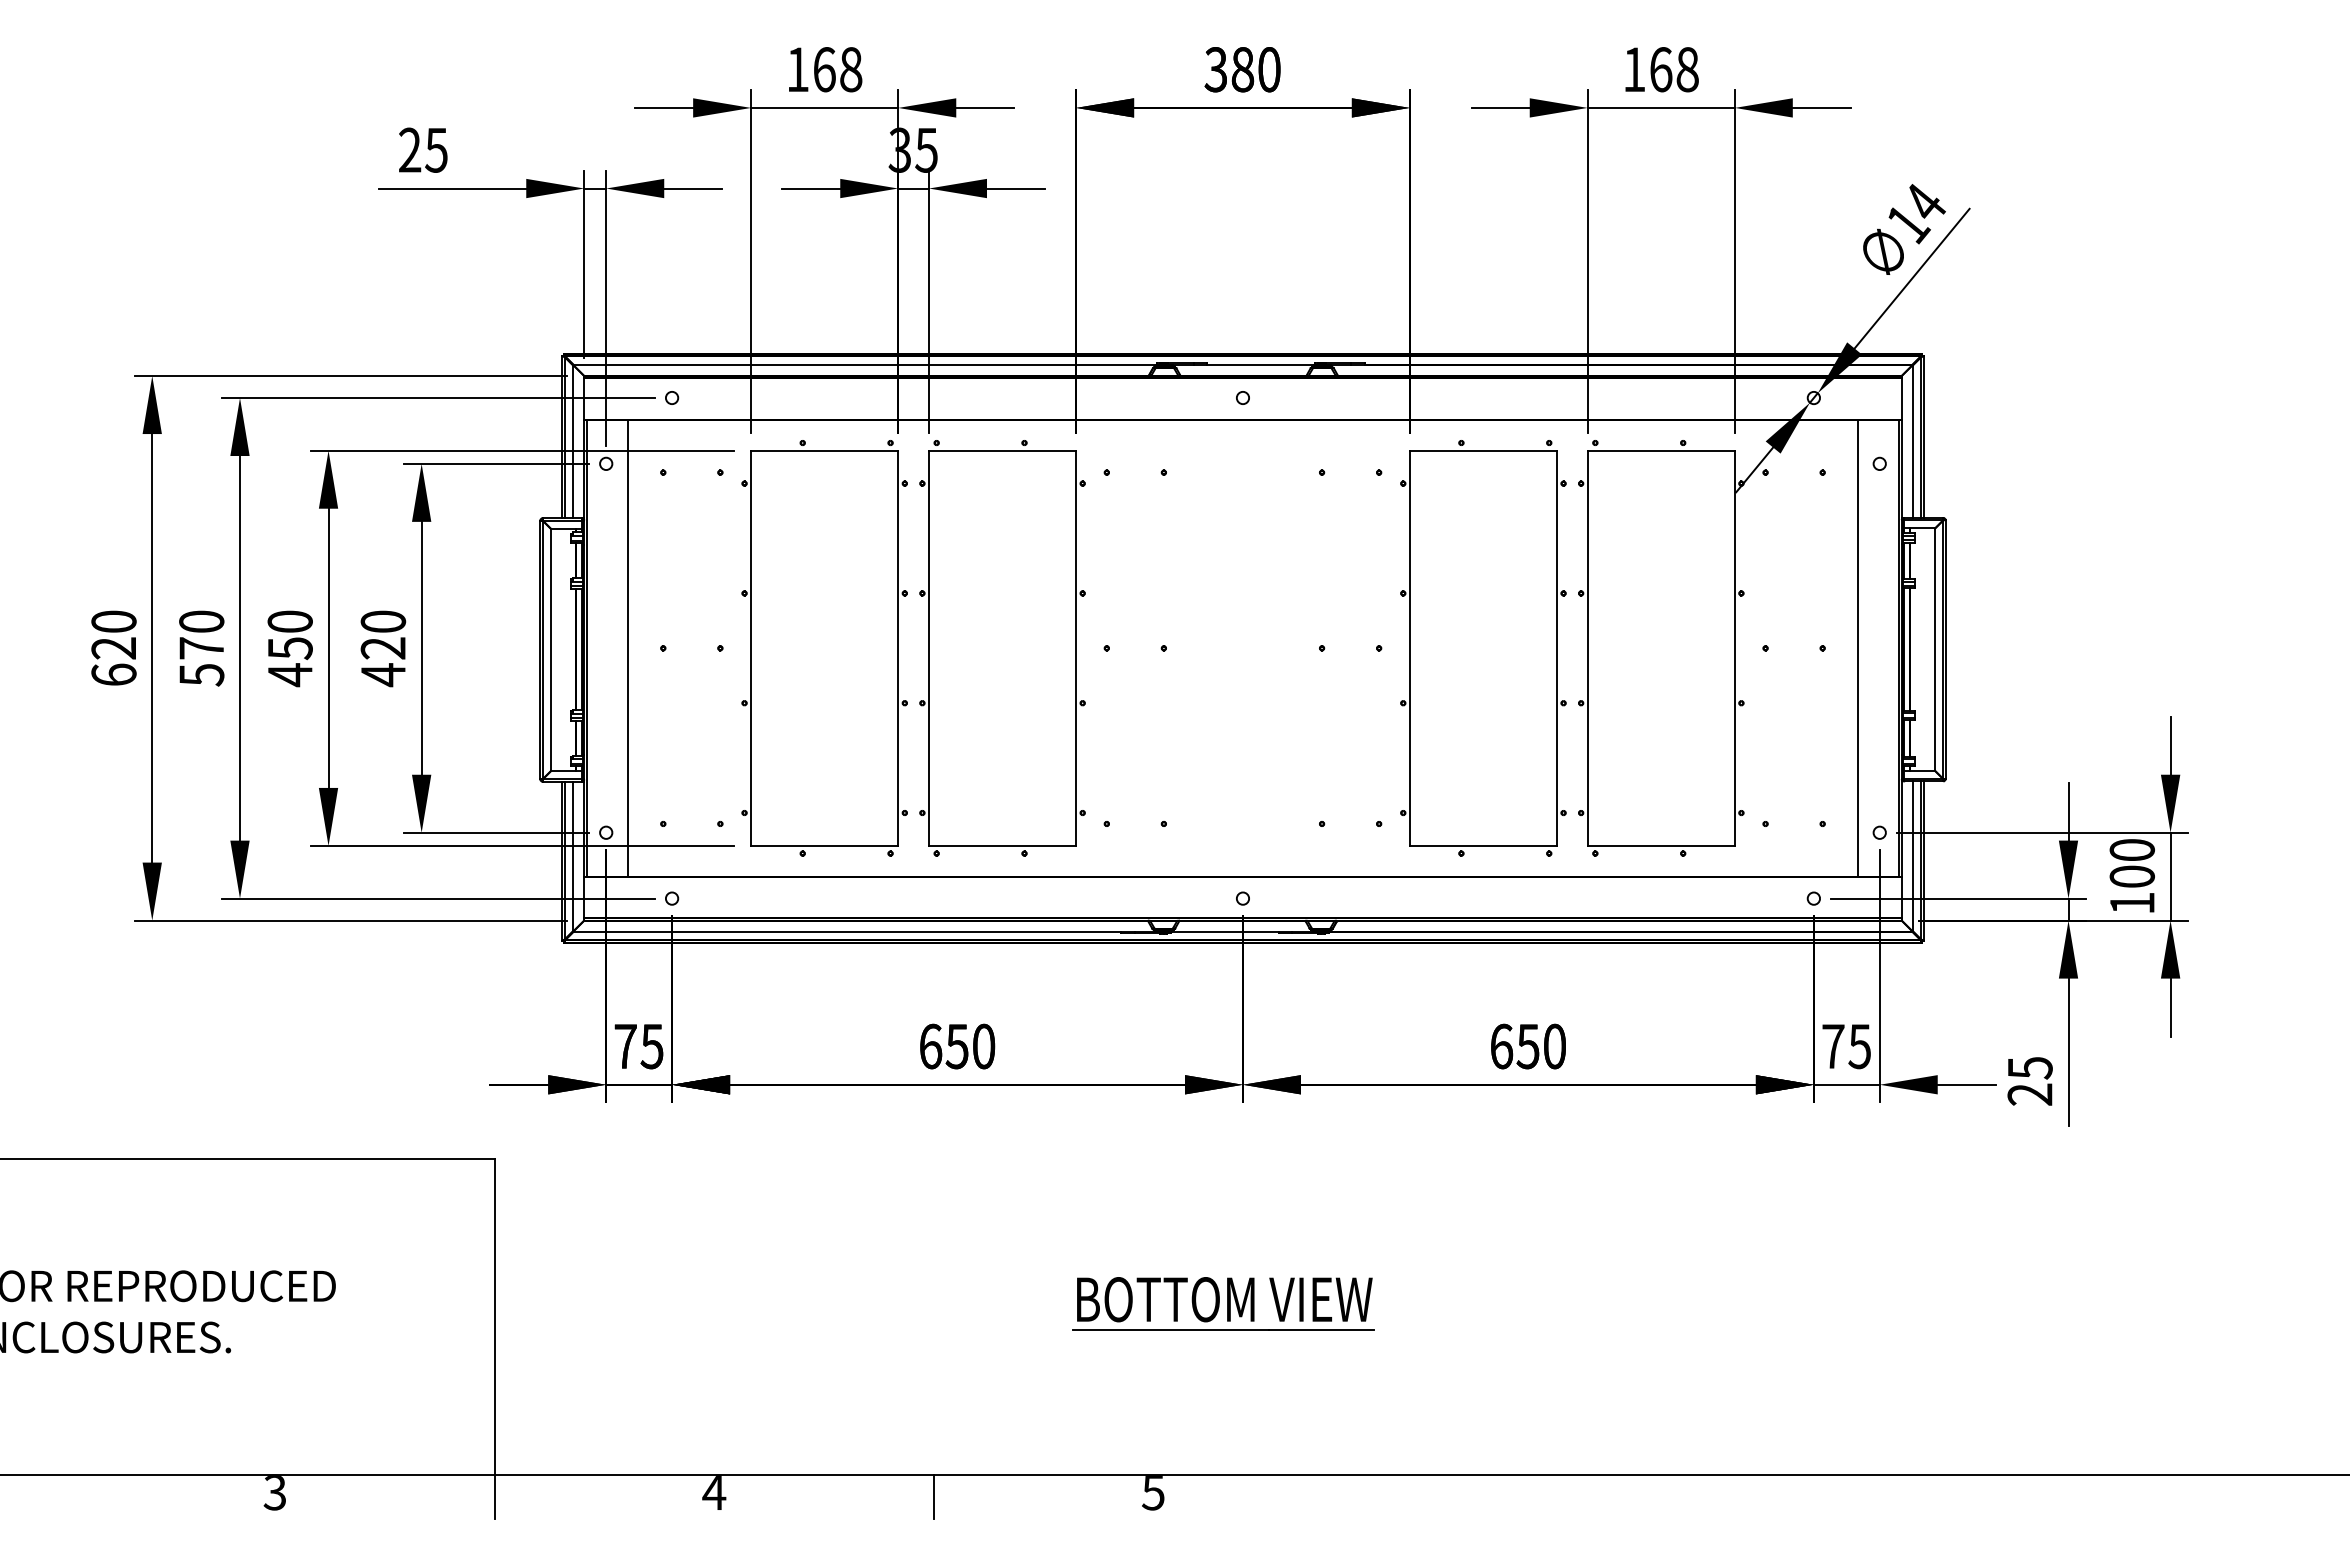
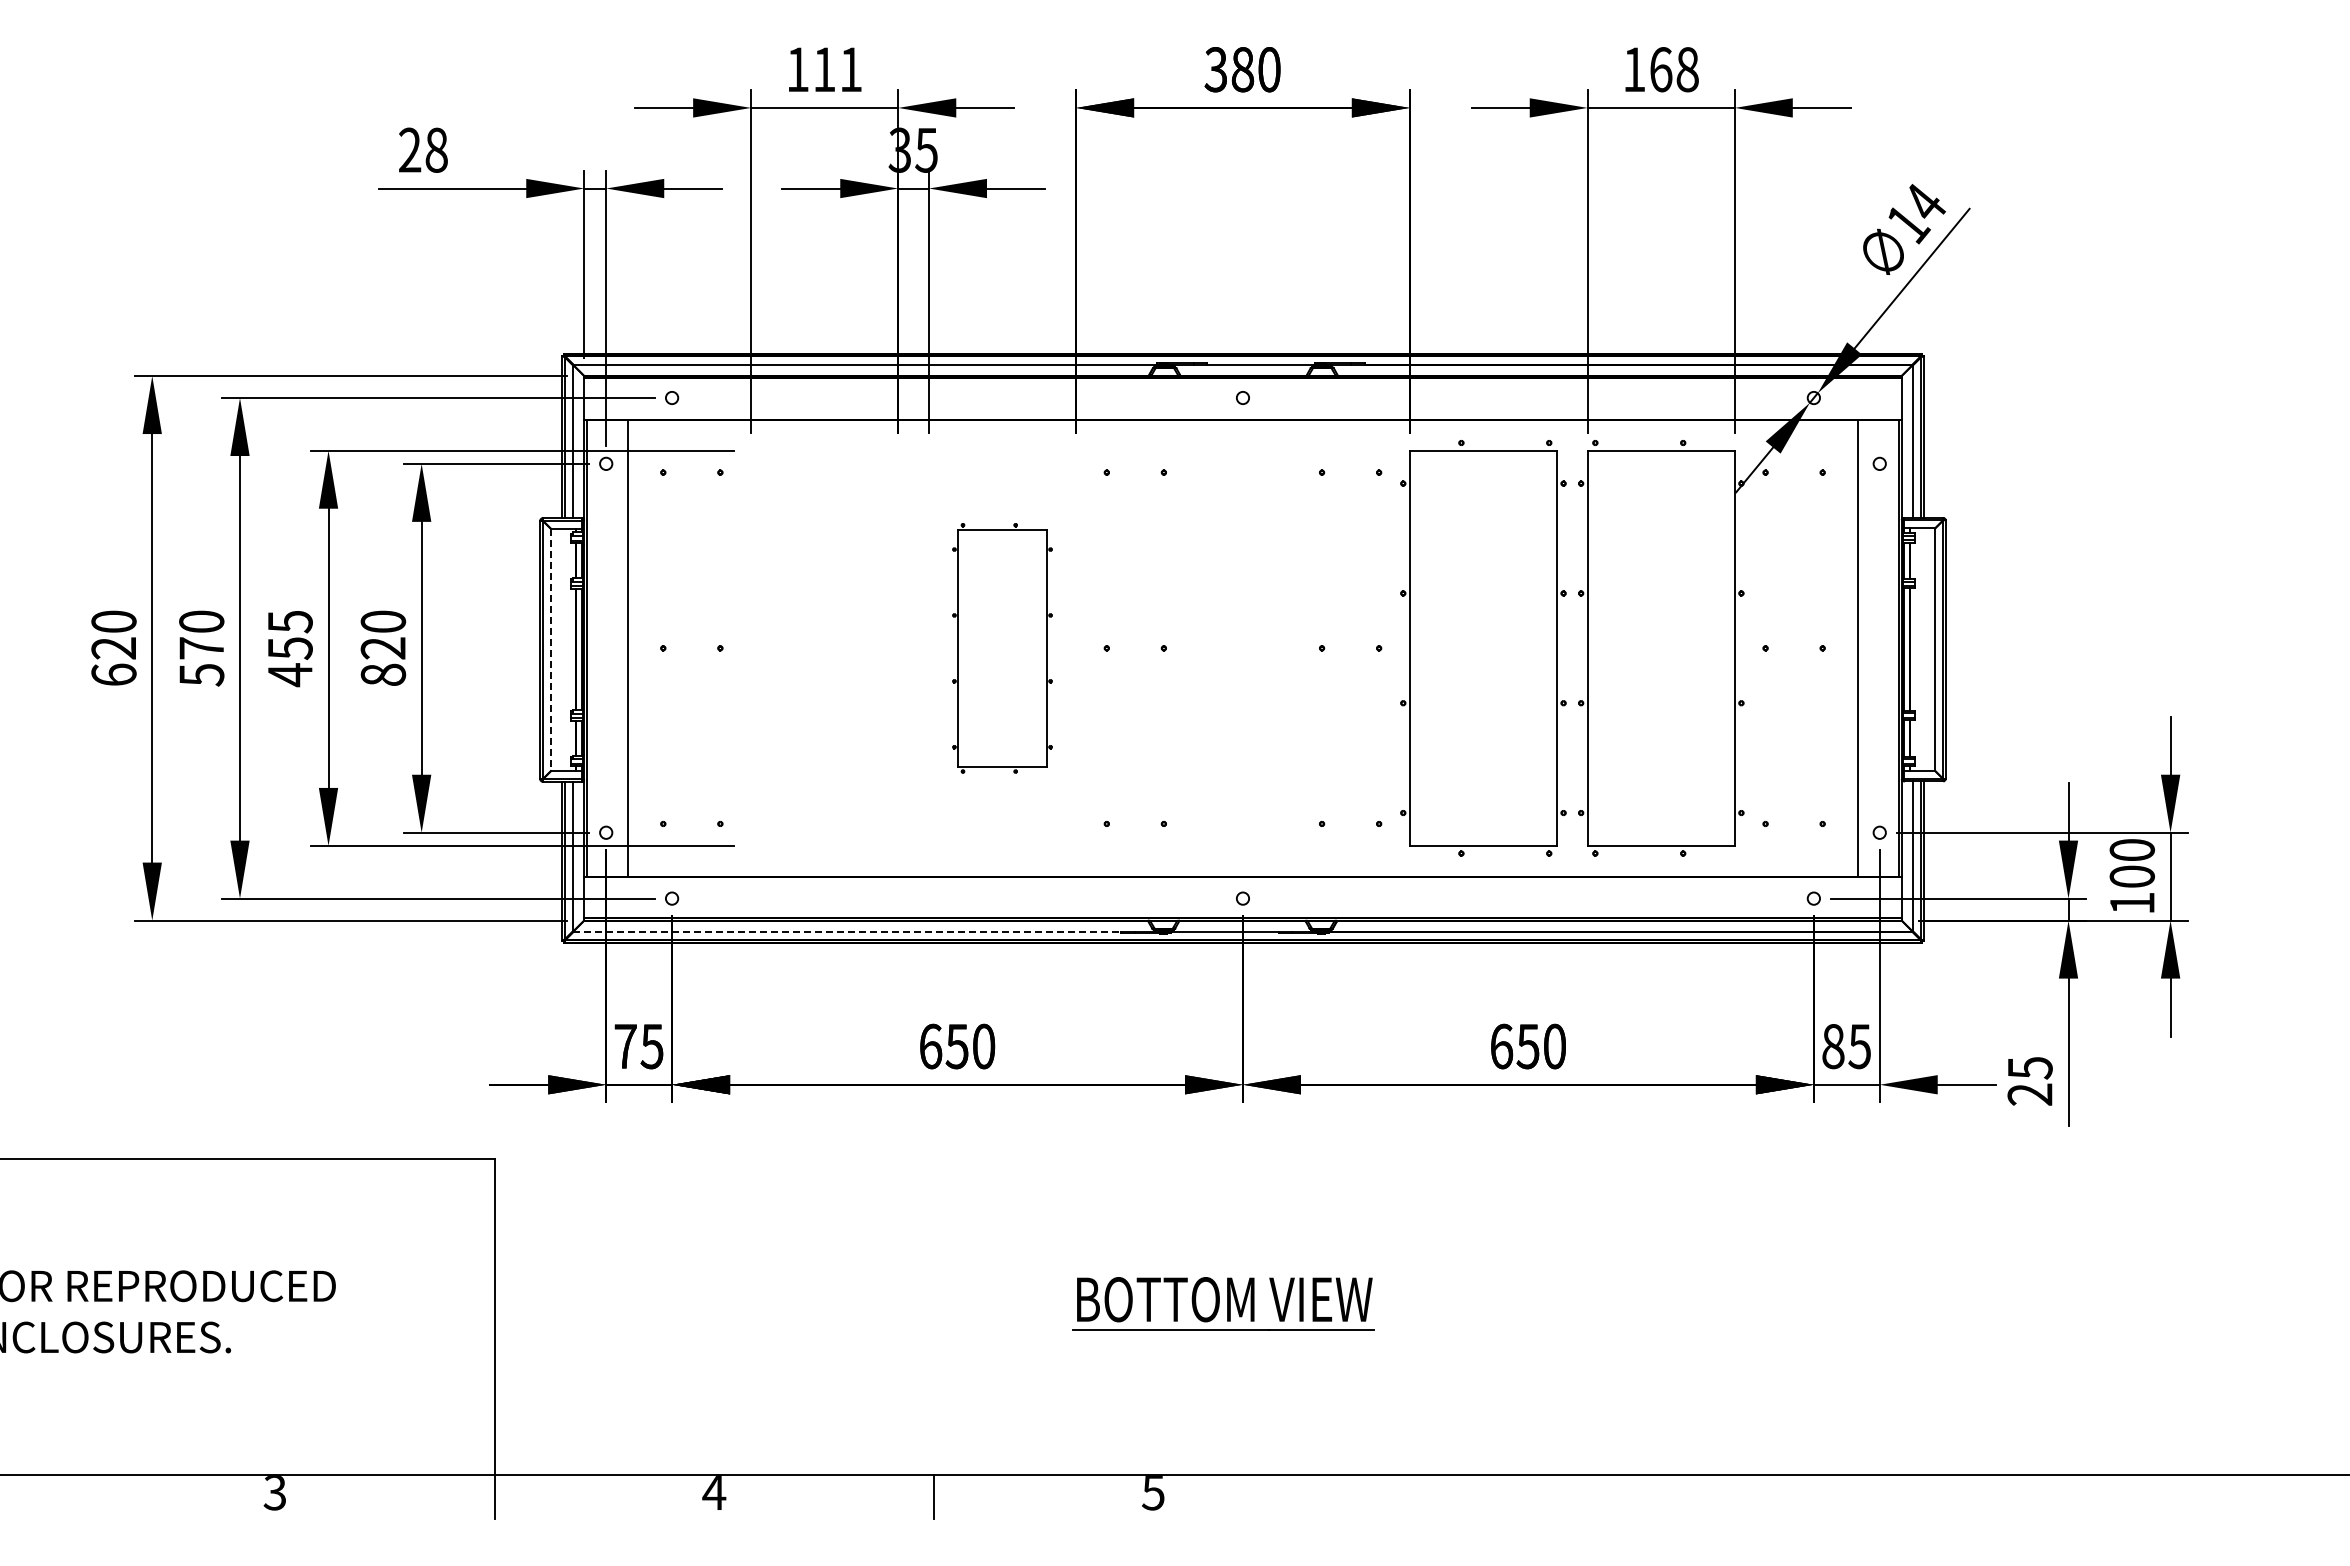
text: 168 -> 111 (838, 69)
text: 25 -> 28 (436, 149)
text: 450 -> 455 (289, 621)
part: present -> none (824, 648)
part size: 167x417 px -> 101x251 px (1002, 648)
line: solid -> dashed (550, 650)
text: 420 -> 820 (383, 675)
line: solid -> dashed (847, 932)
text: 75 -> 85 (1833, 1046)
